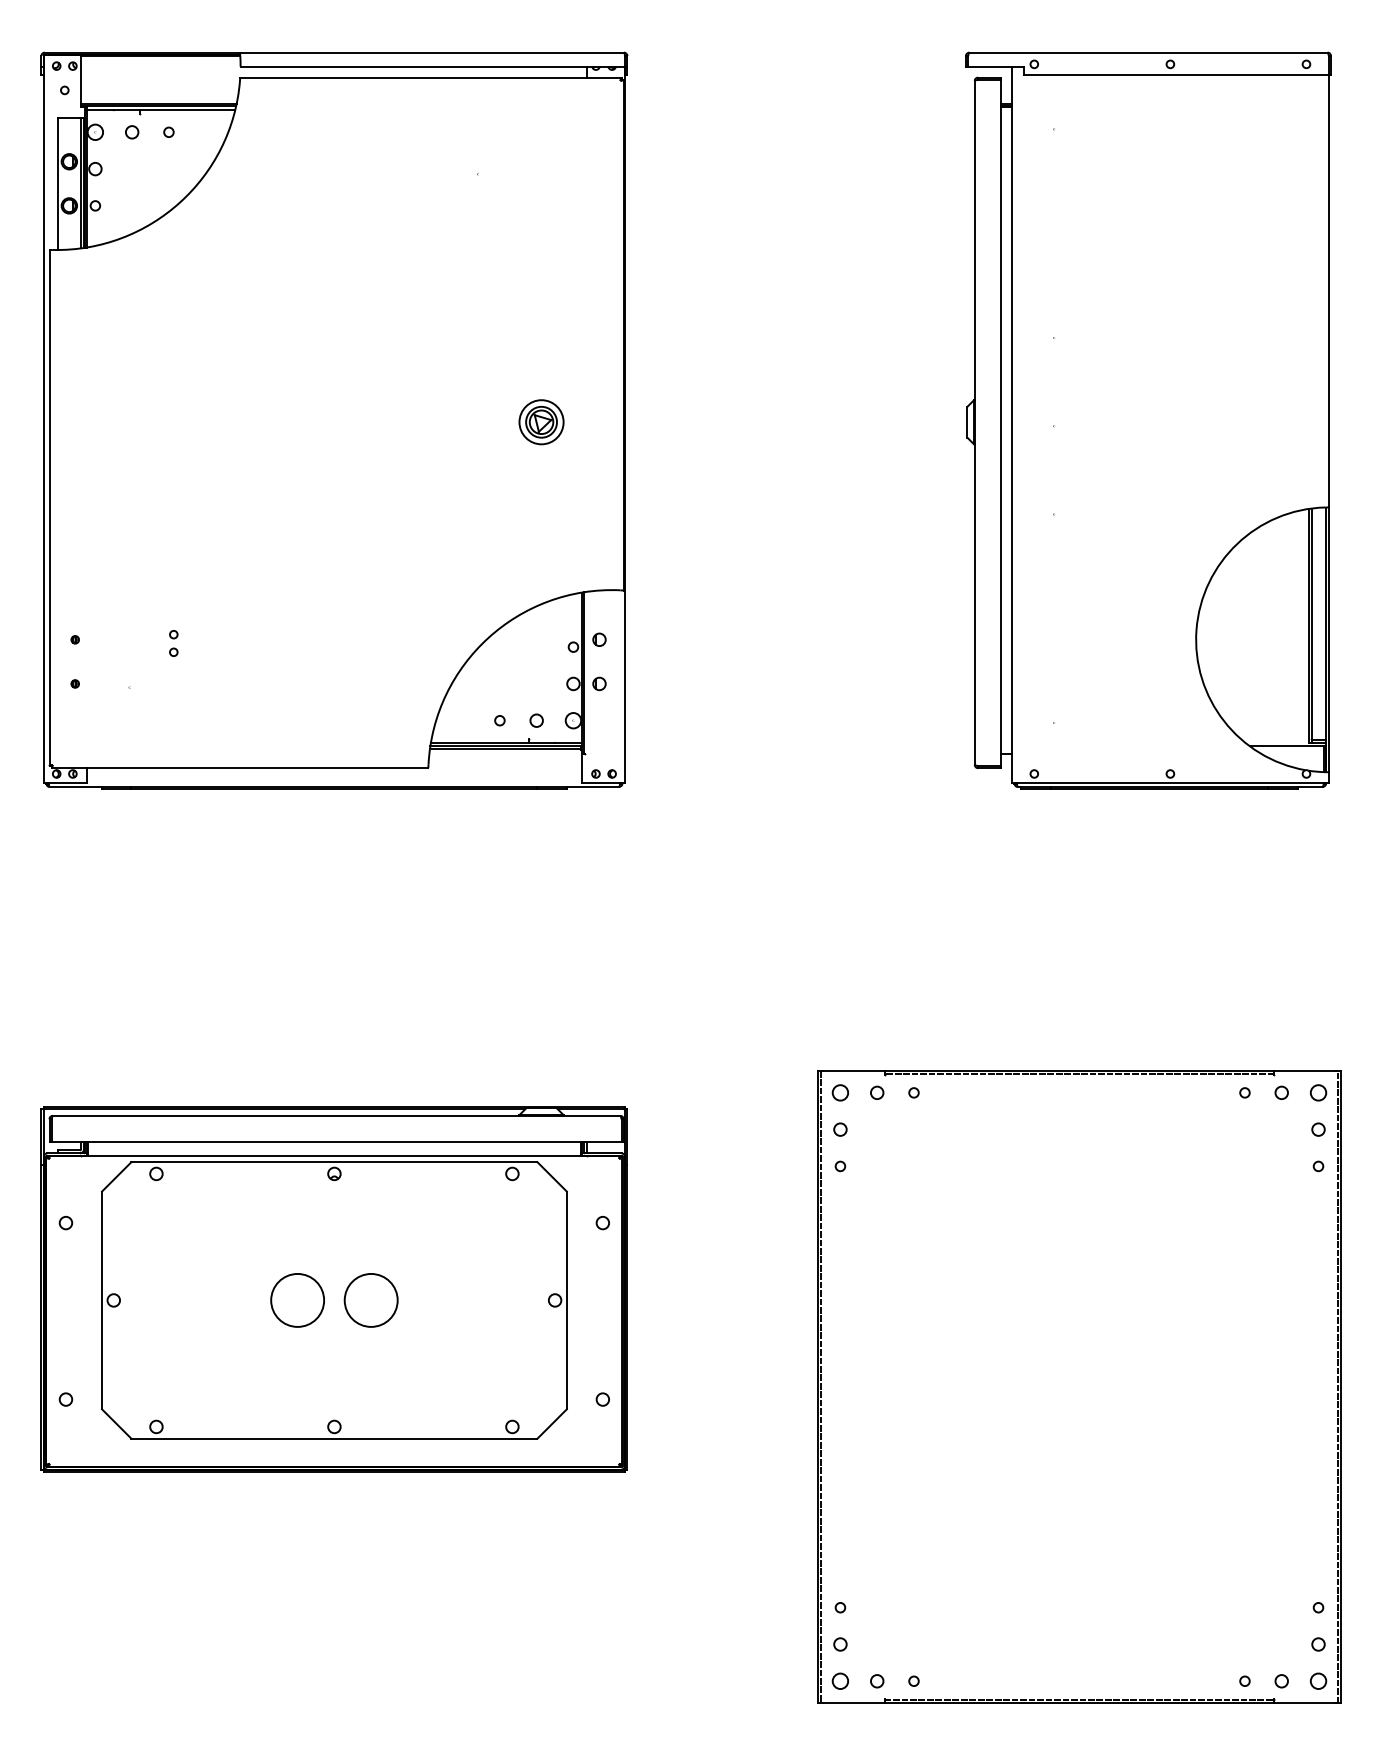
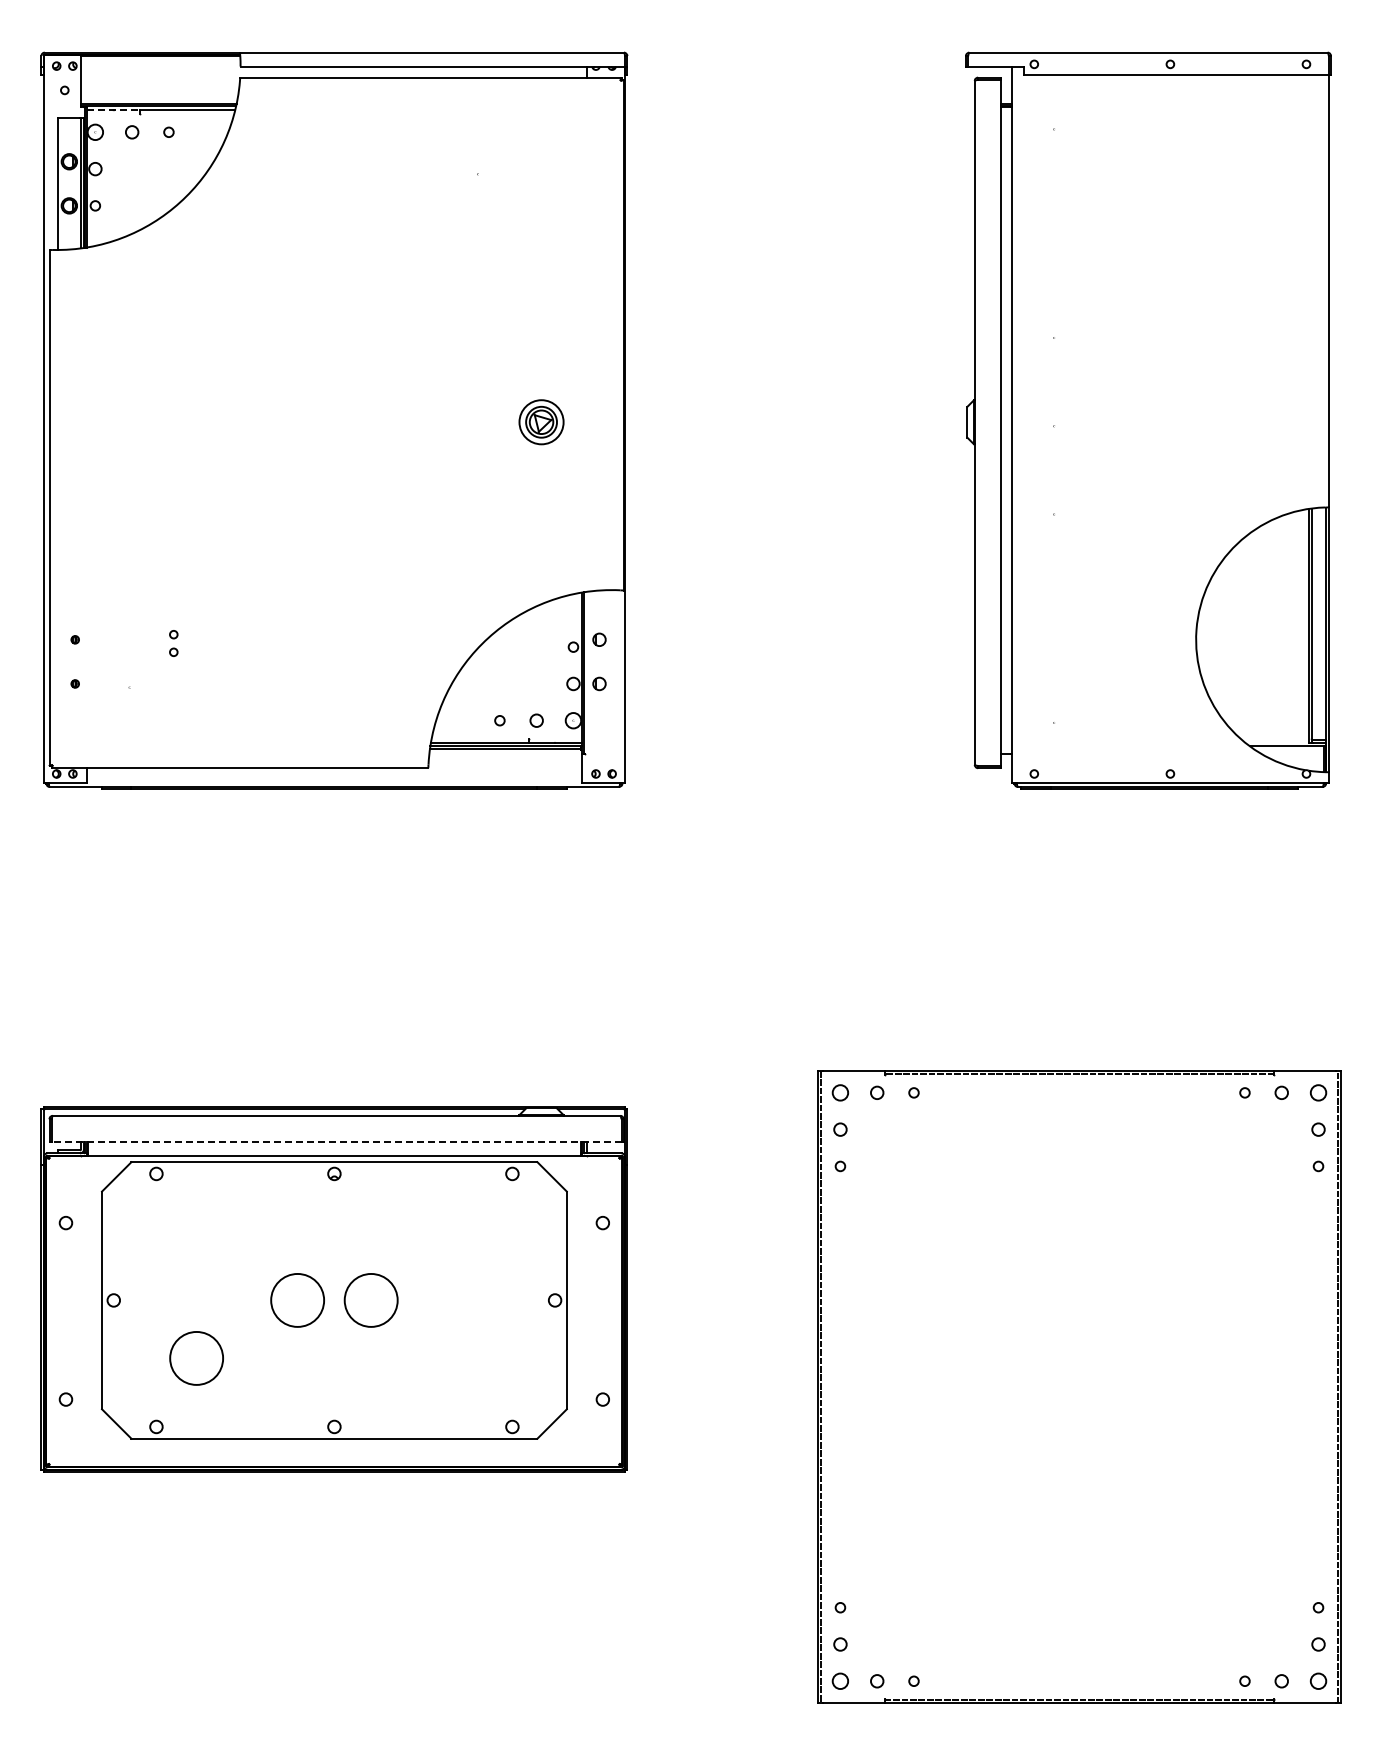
line: solid -> dashed (113, 110)
line: solid -> dashed (336, 1142)
circle: none -> present (196, 1358)
